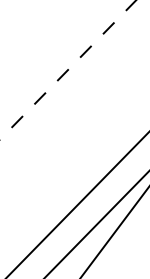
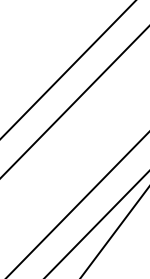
line: dashed -> solid (68, 69)
line: none -> present (74, 102)
